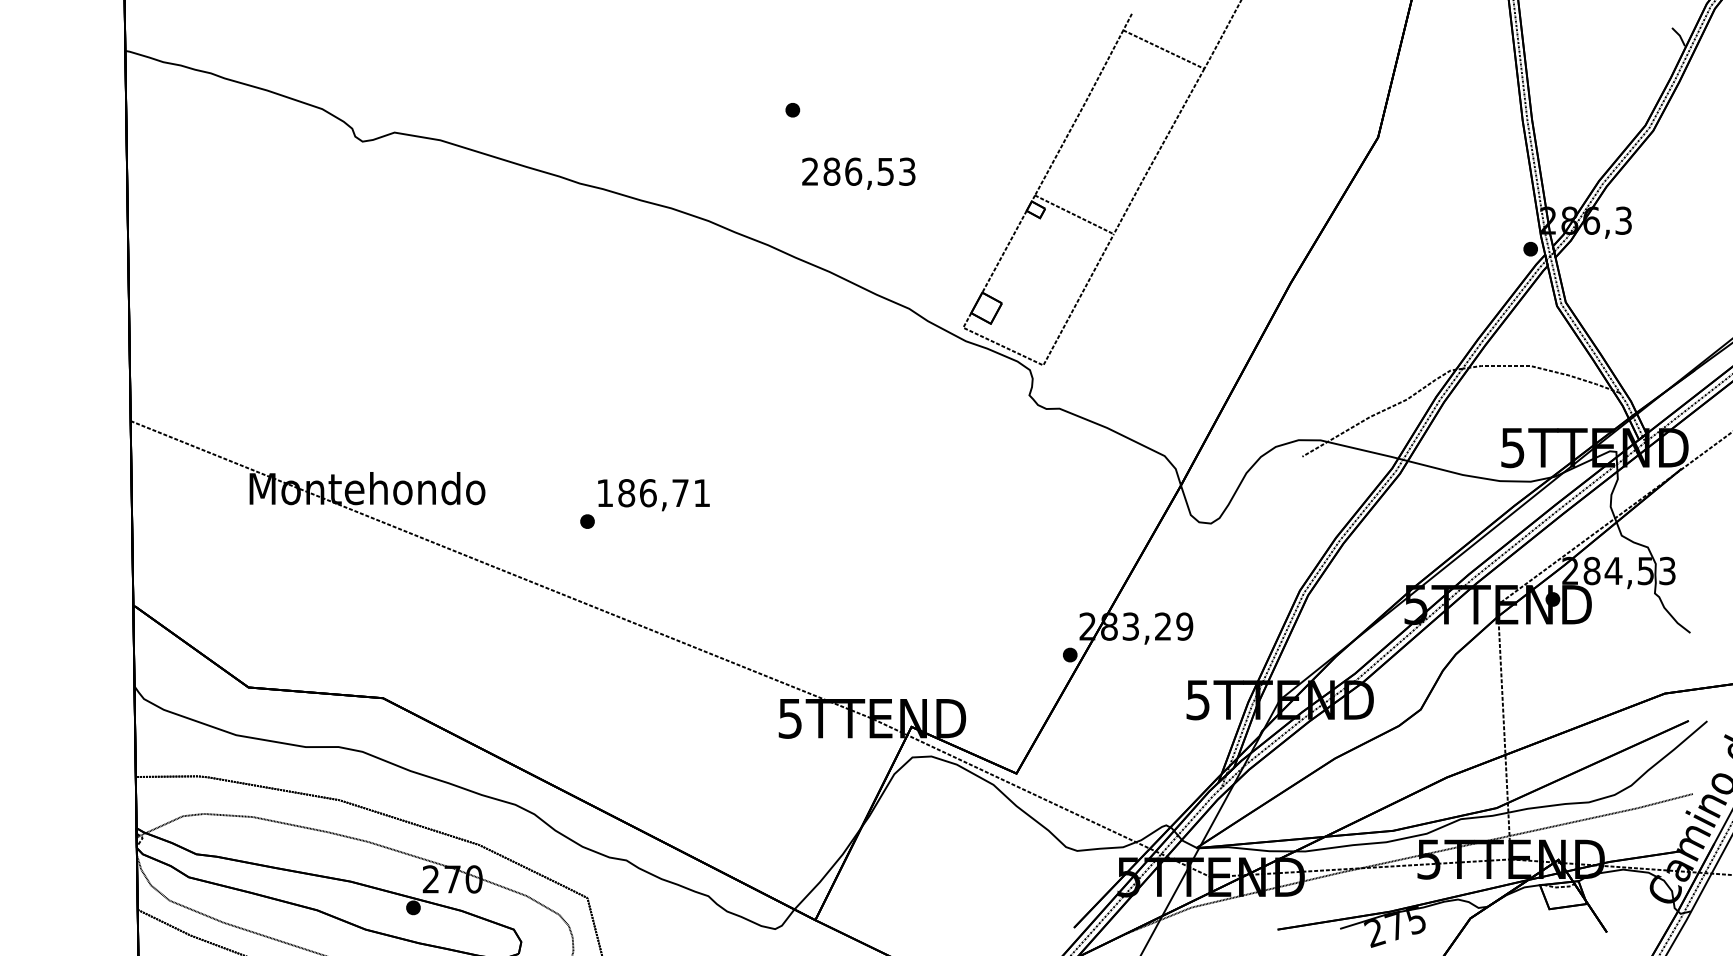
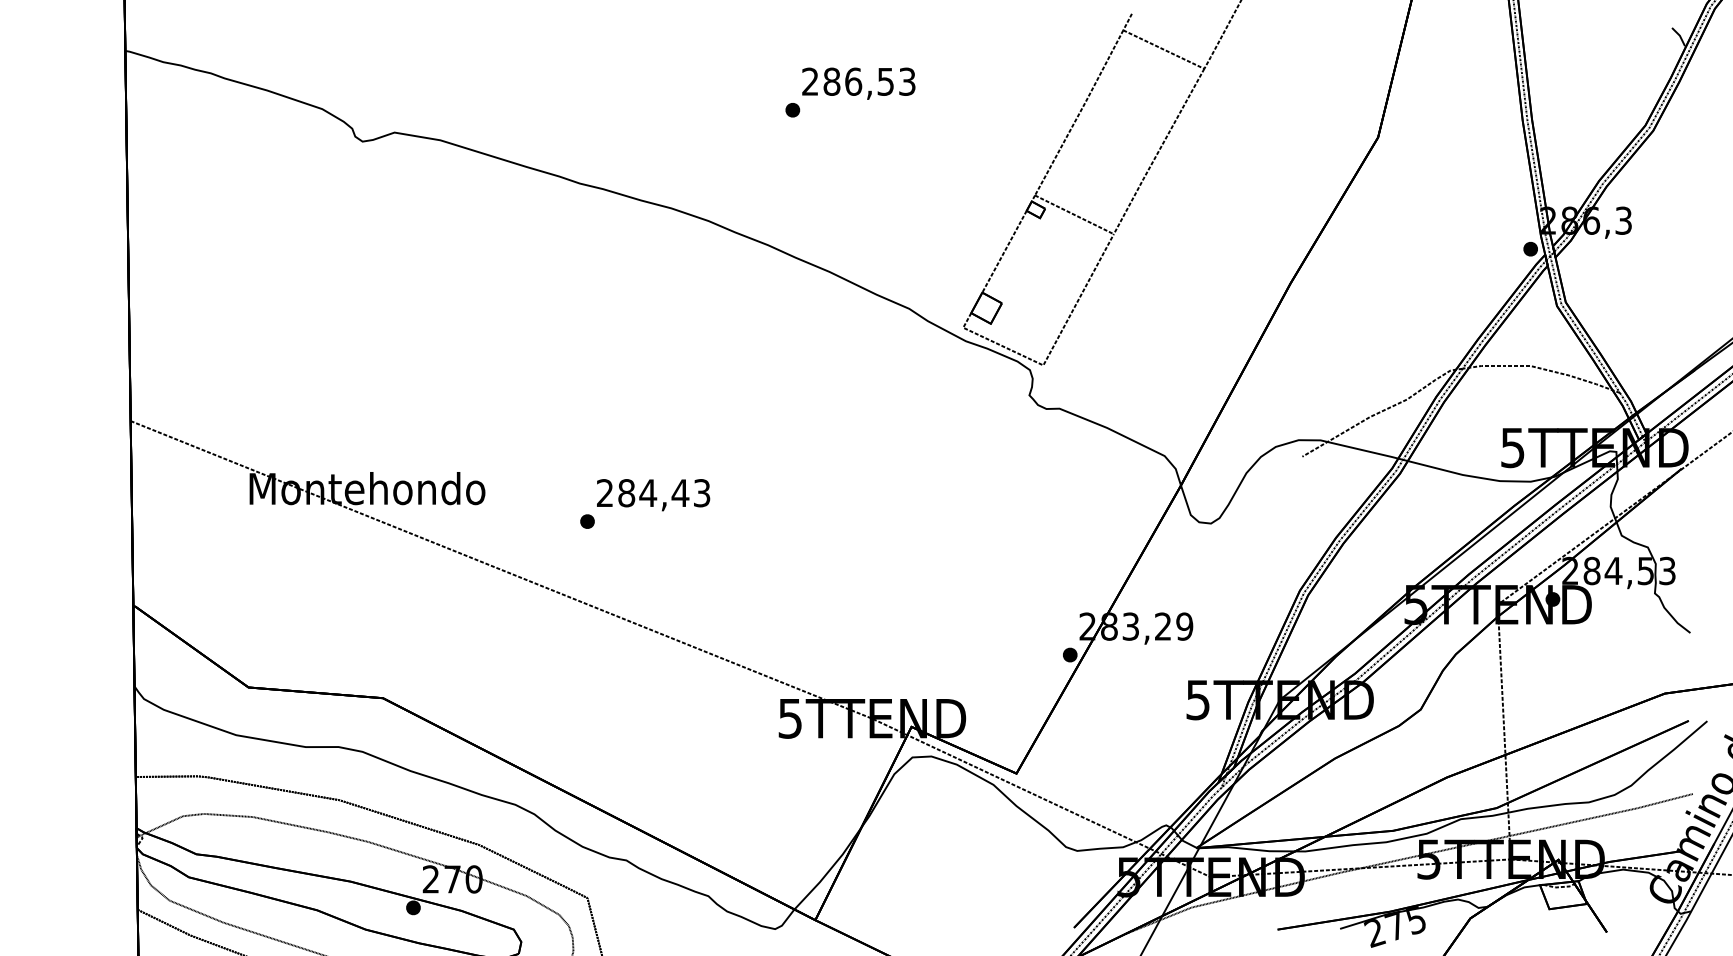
text position: (858, 173) -> (858, 83) (858, 83)
text: 186,71 -> 284,43 (653, 493)
